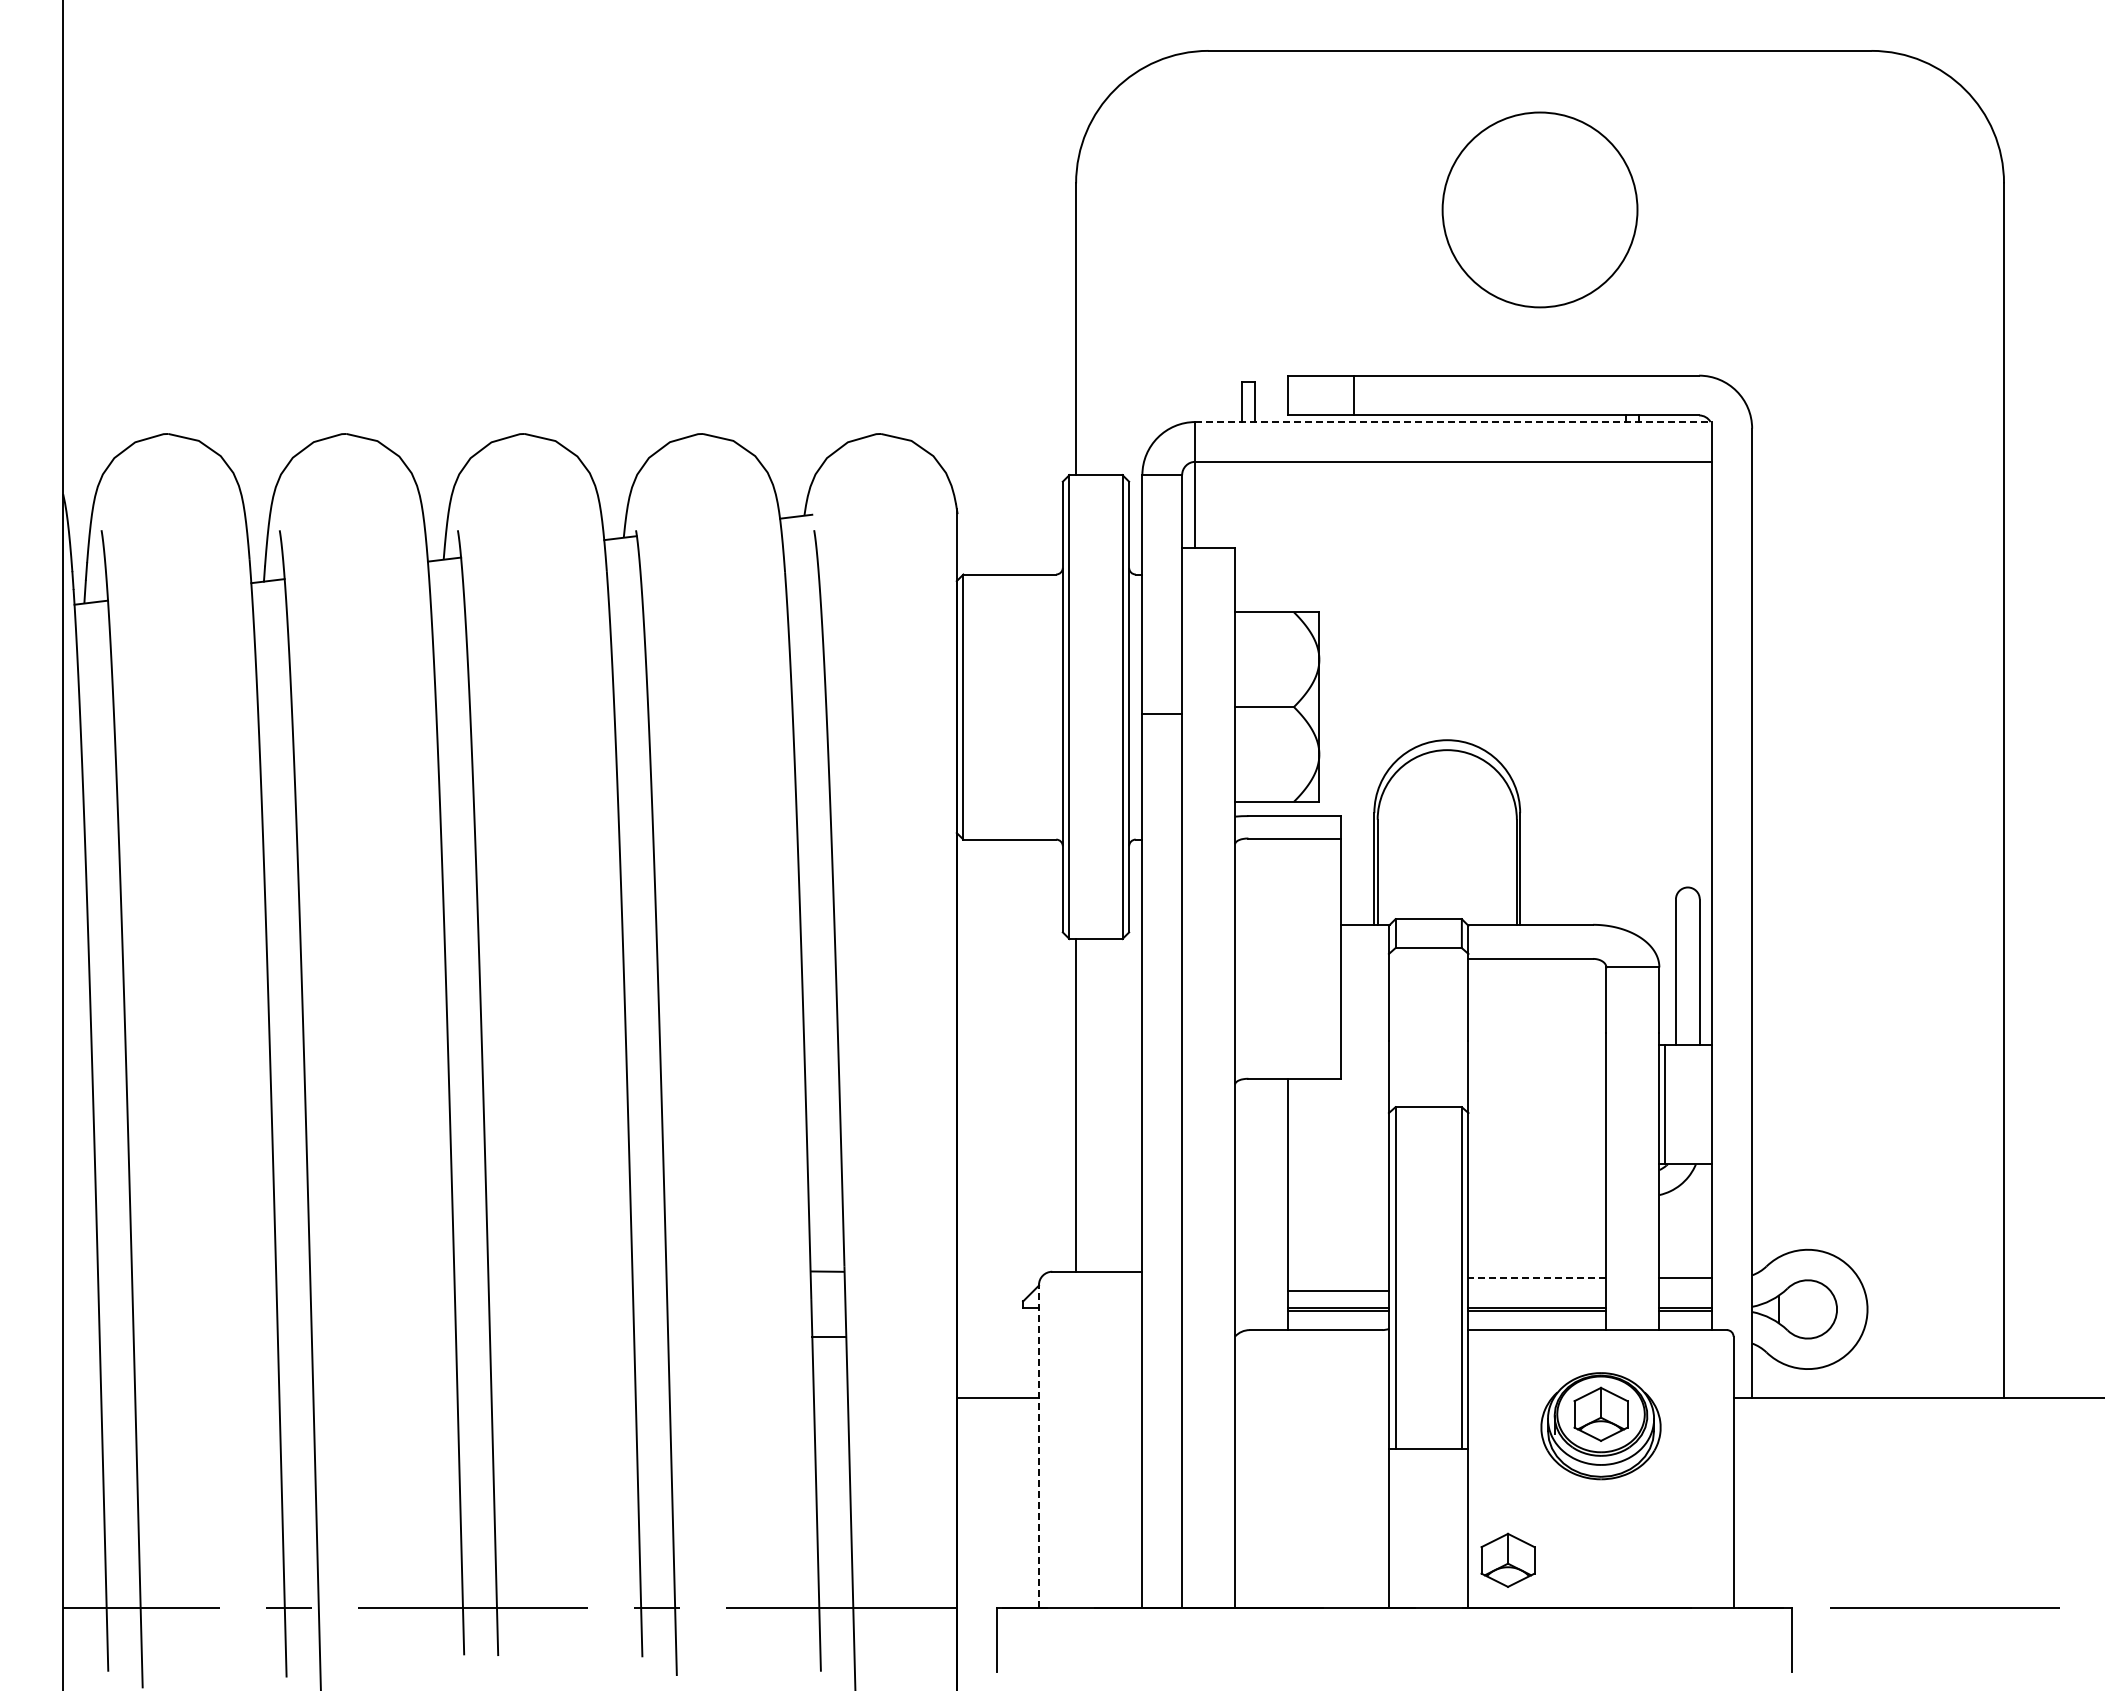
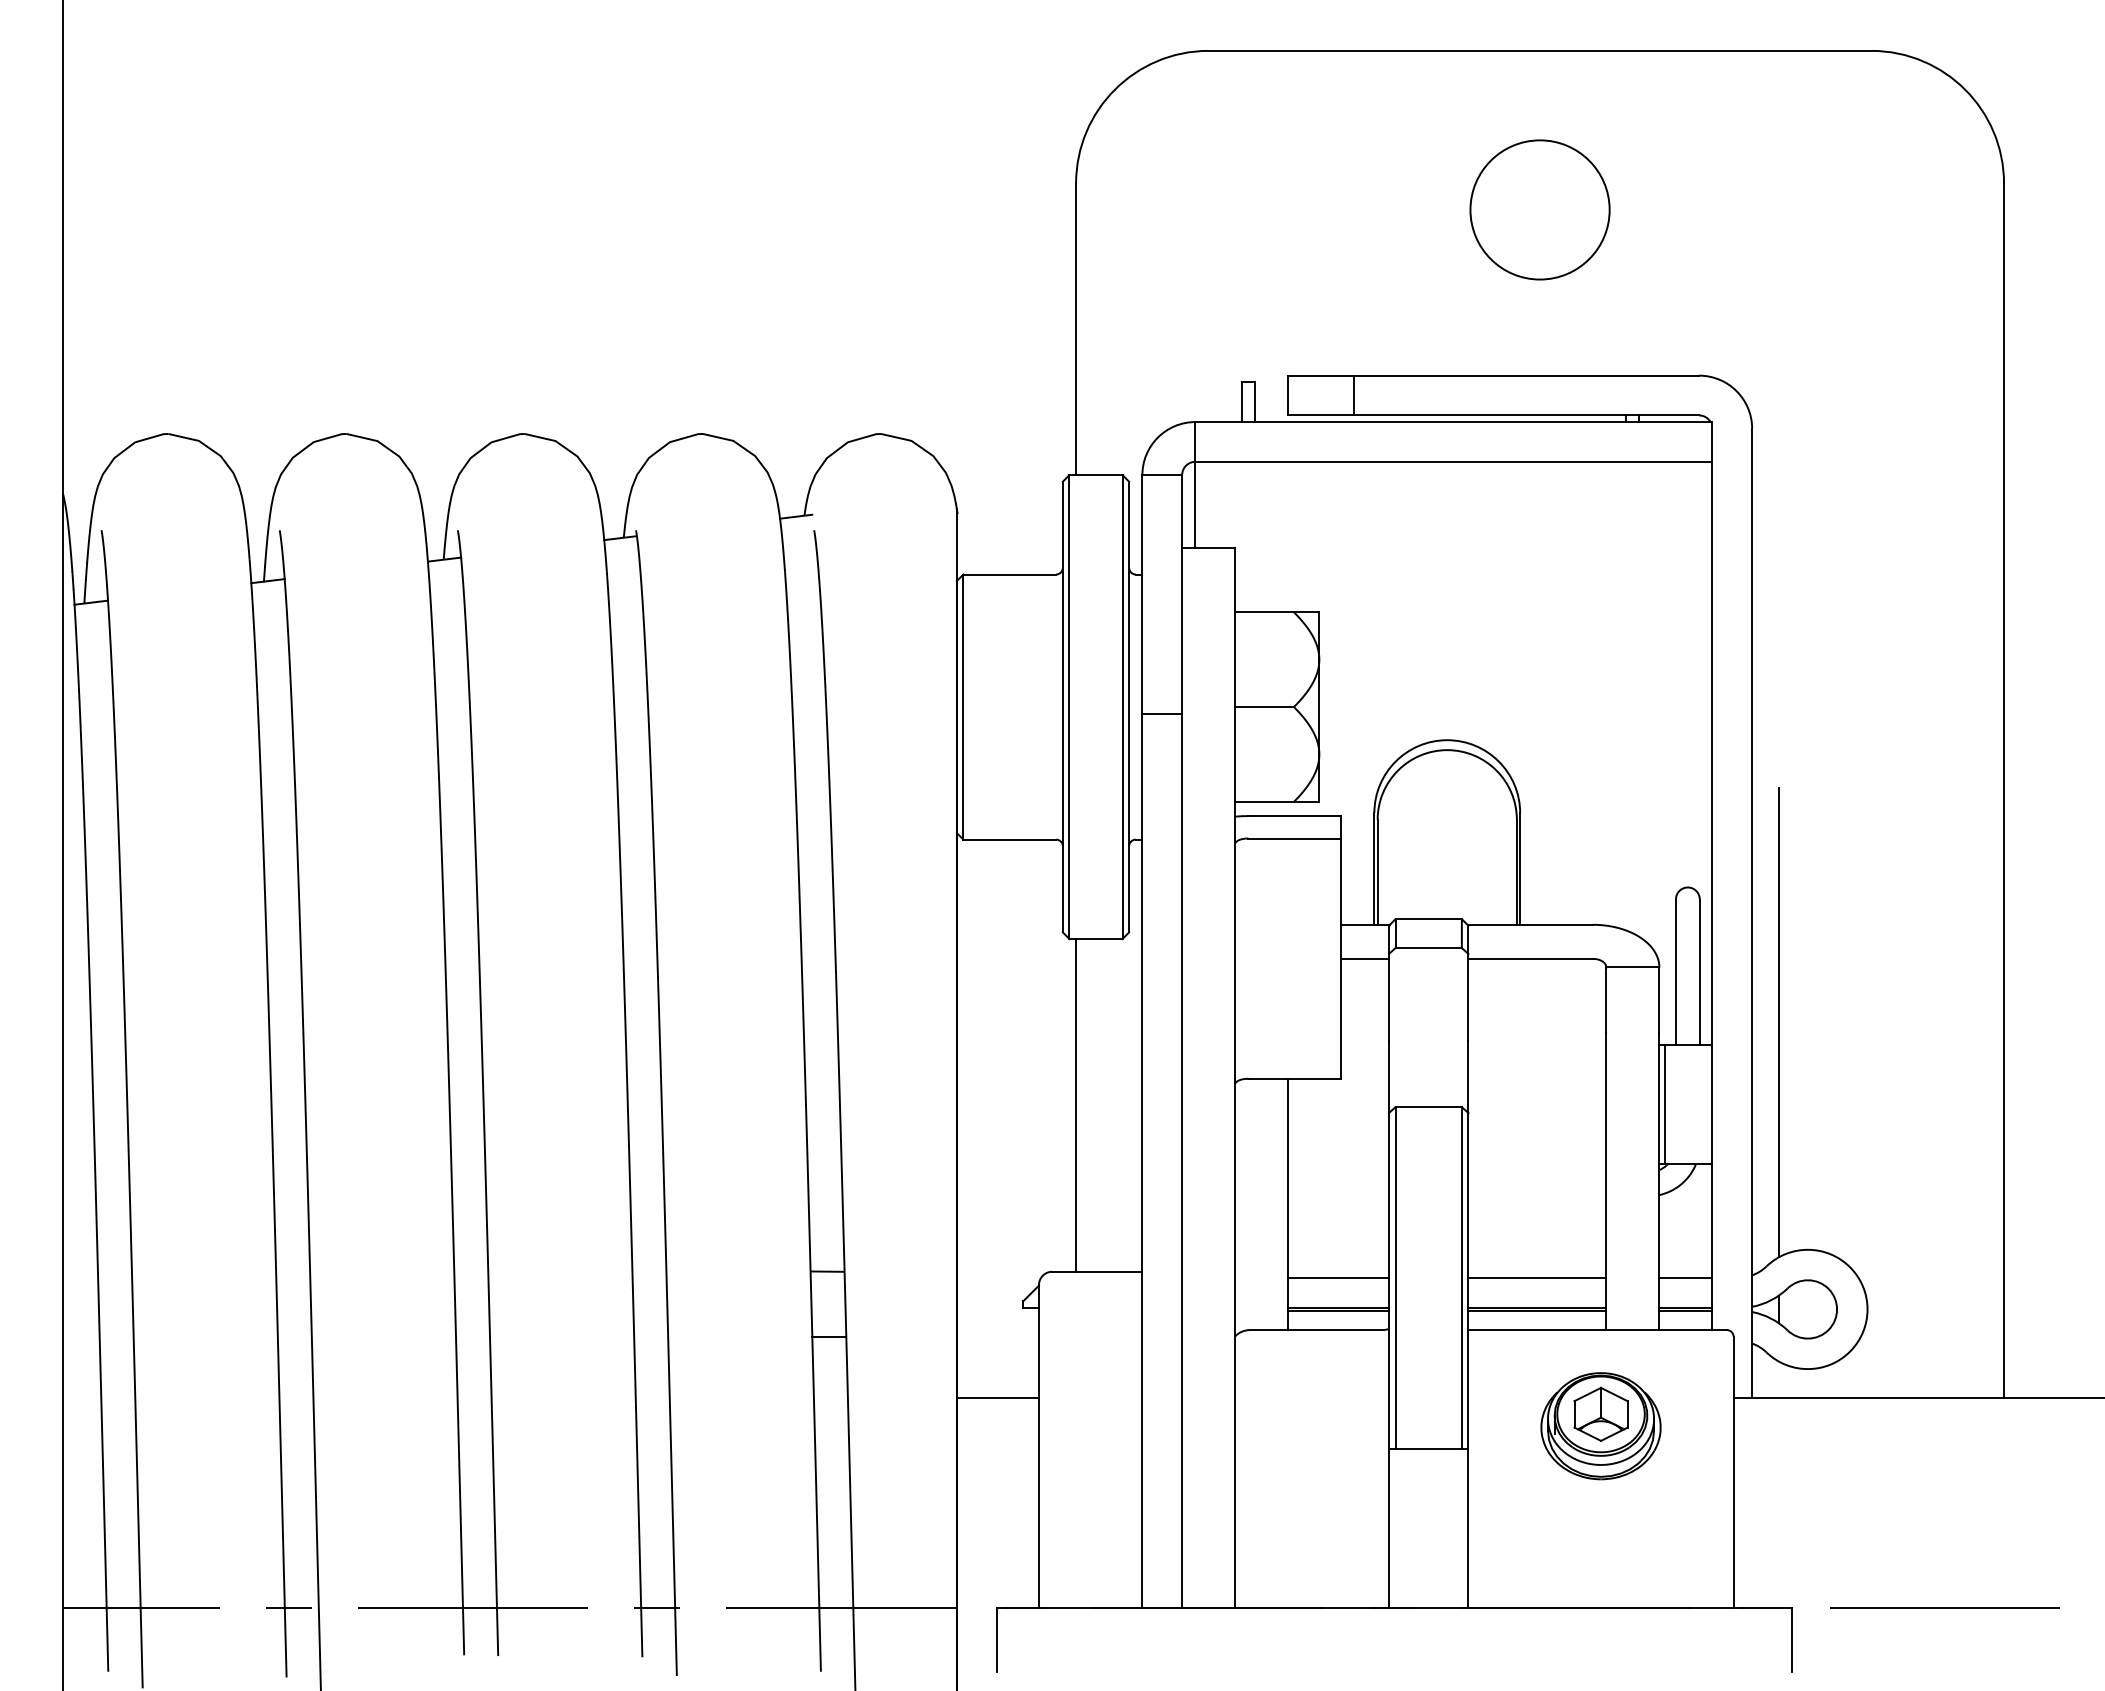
circle diameter: 195 px -> 139 px (1539, 209)
line: dashed -> solid (1454, 422)
line: none -> present (1364, 958)
line: none -> present (1778, 1022)
line: dashed -> solid (1537, 1277)
line position: (1338, 1290) -> (1338, 1277) (1338, 1277)
line: dashed -> solid (1038, 1446)
part: present -> none (1507, 1559)
